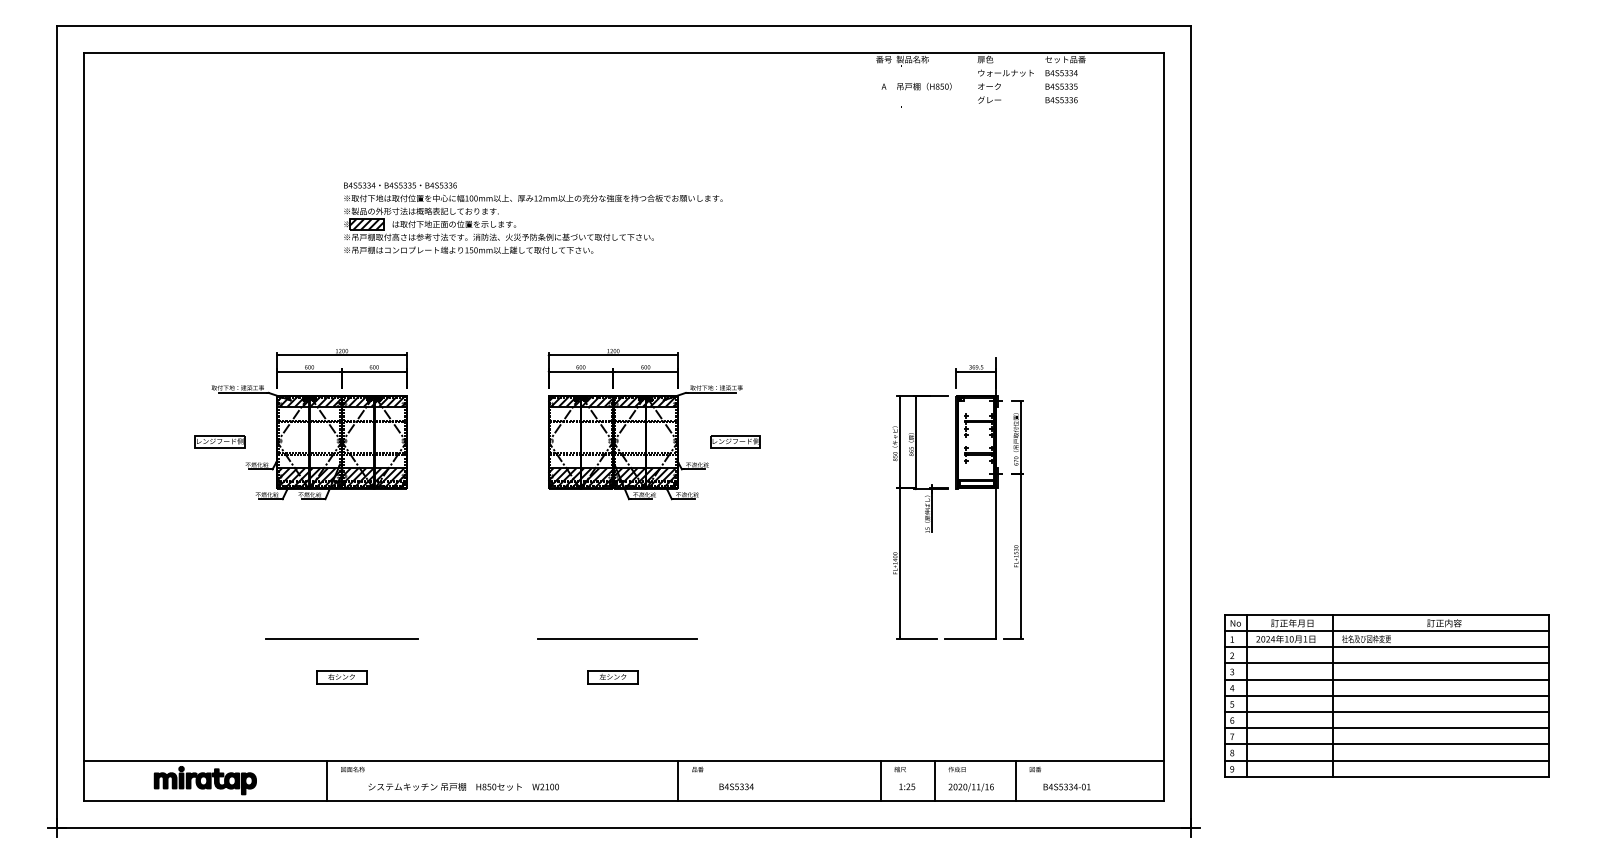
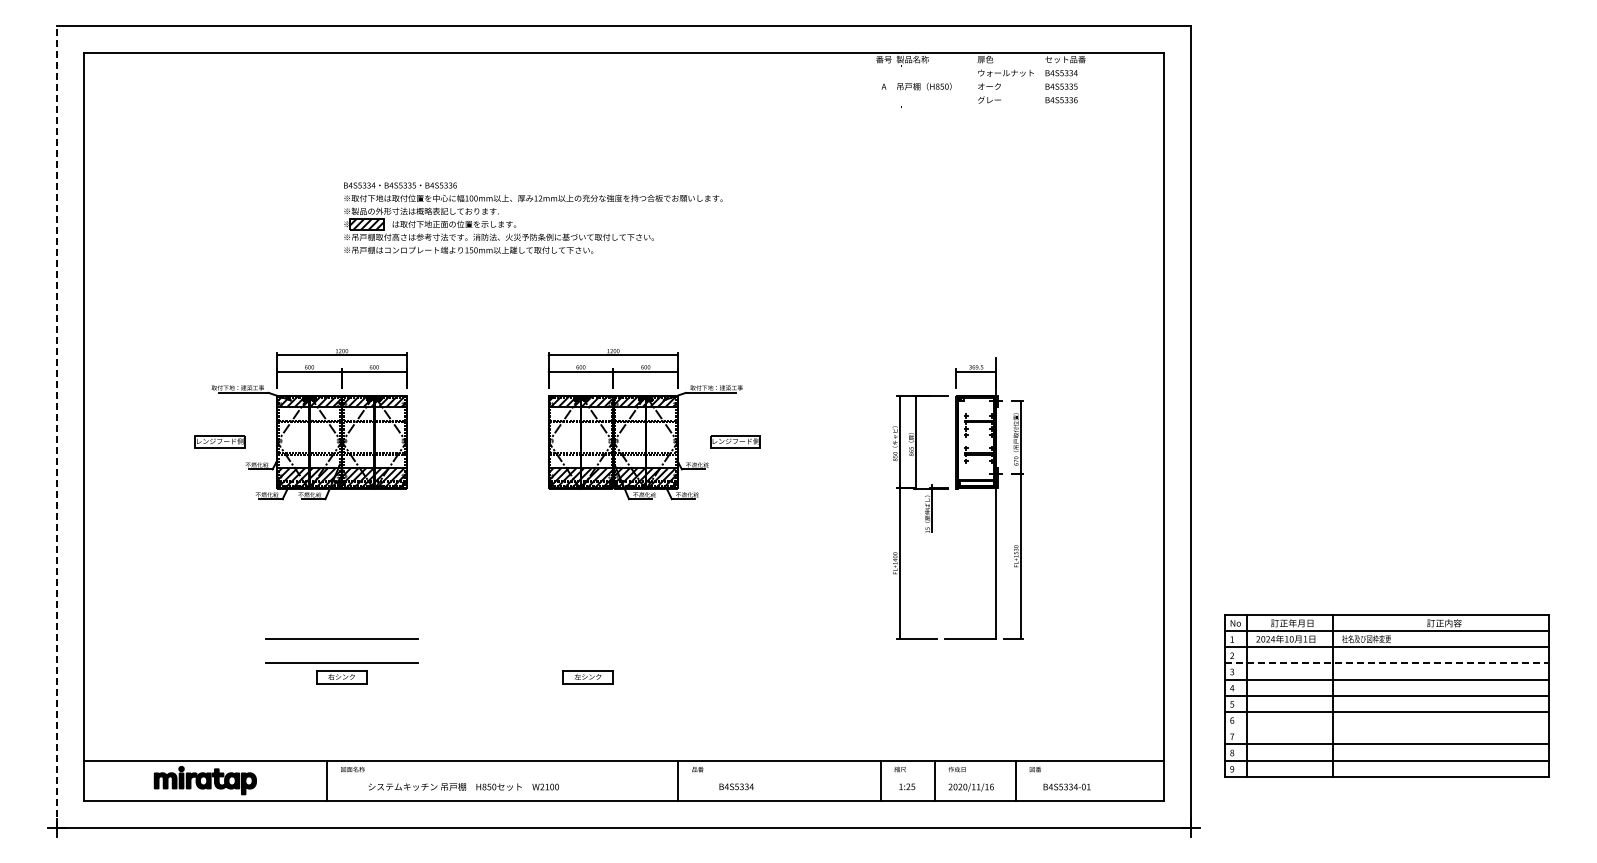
line: solid -> dashed (56, 426)
line: present -> none (617, 639)
line: none -> present (341, 662)
line: solid -> dashed (1387, 663)
part position: (612, 677) -> (587, 677) (587, 677)
line: present -> none (1386, 728)
